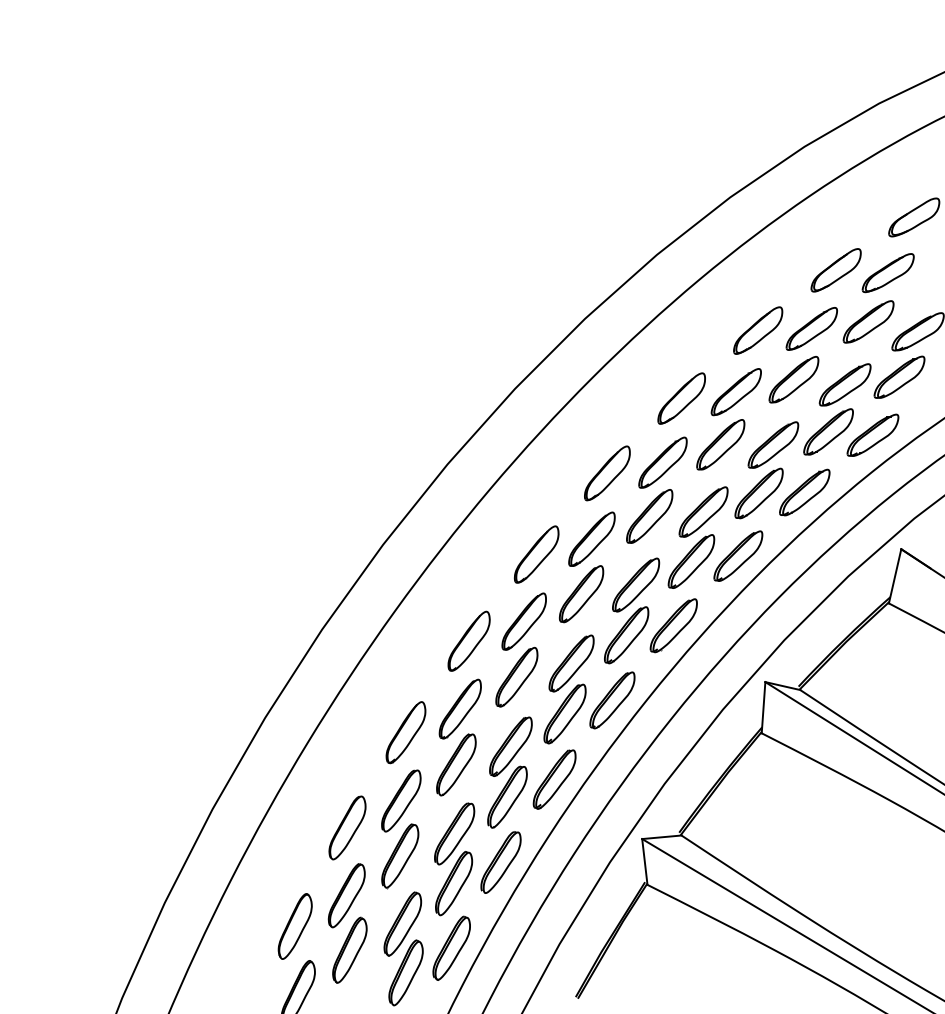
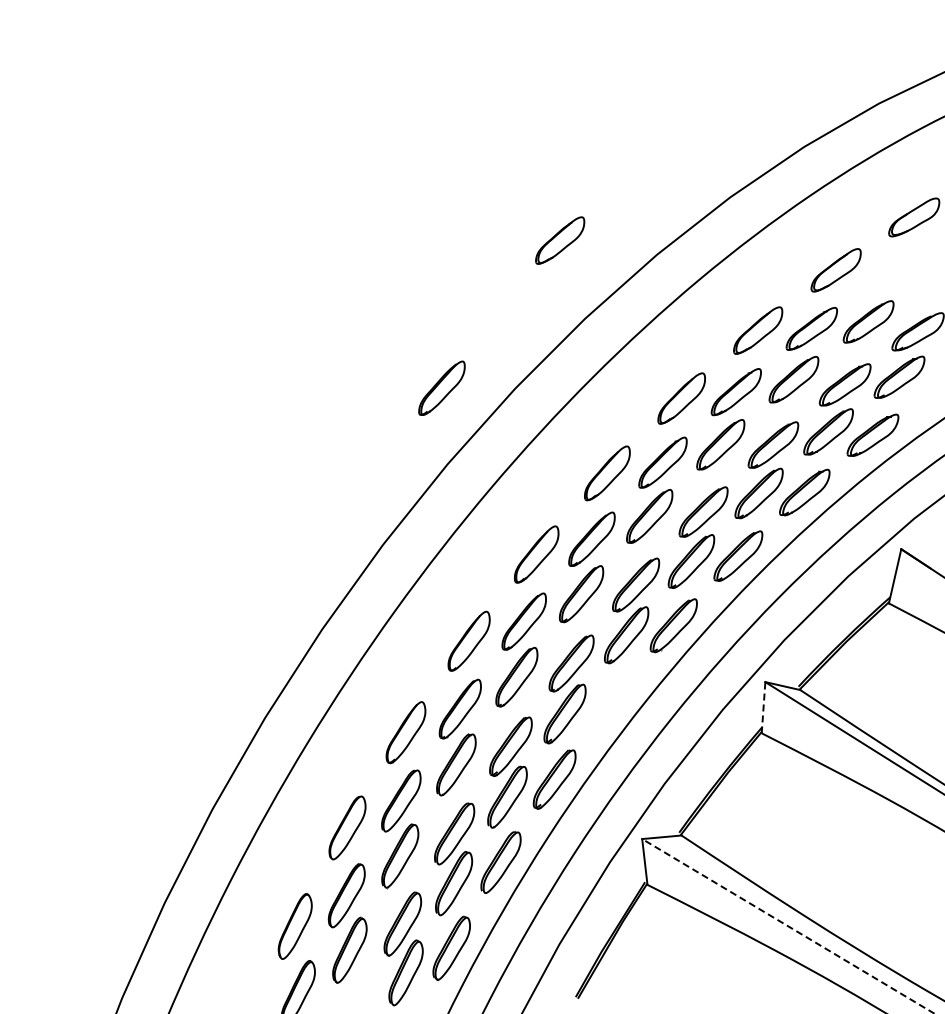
part: none -> present (560, 240)
part: present -> none (887, 273)
part: none -> present (441, 387)
part: present -> none (612, 700)
line: solid -> dashed (763, 707)
line: solid -> dashed (788, 926)
